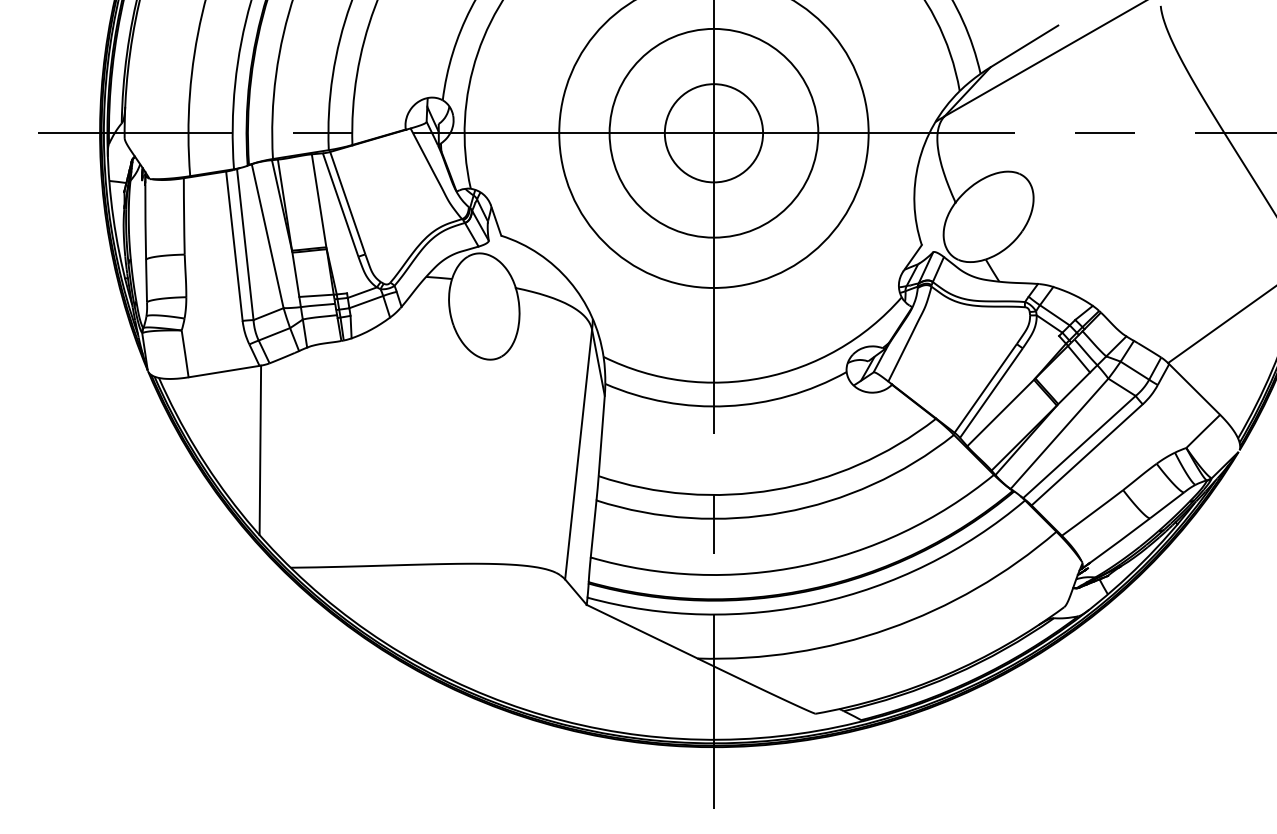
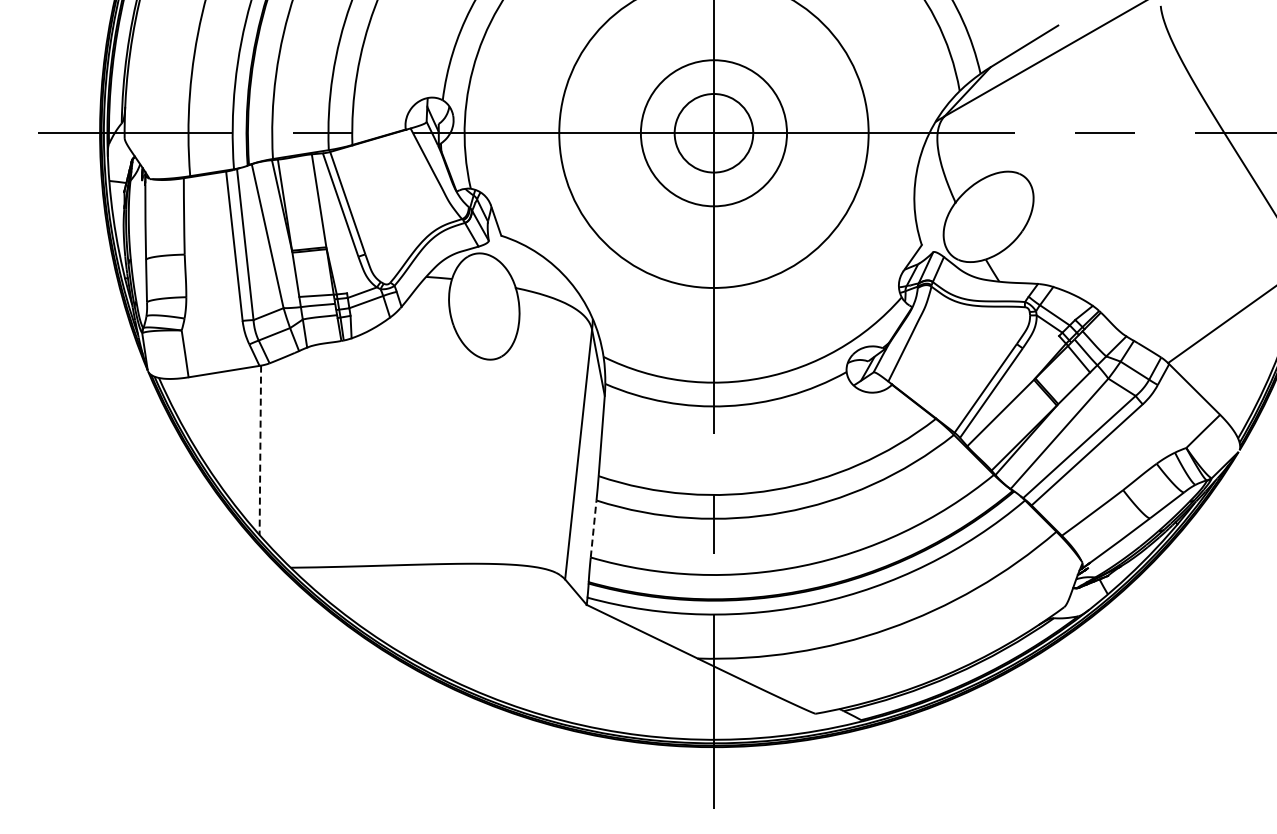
circle diameter: 209 px -> 146 px (713, 133)
circle diameter: 98 px -> 79 px (713, 133)
line: solid -> dashed (260, 450)
line: solid -> dashed (593, 528)
